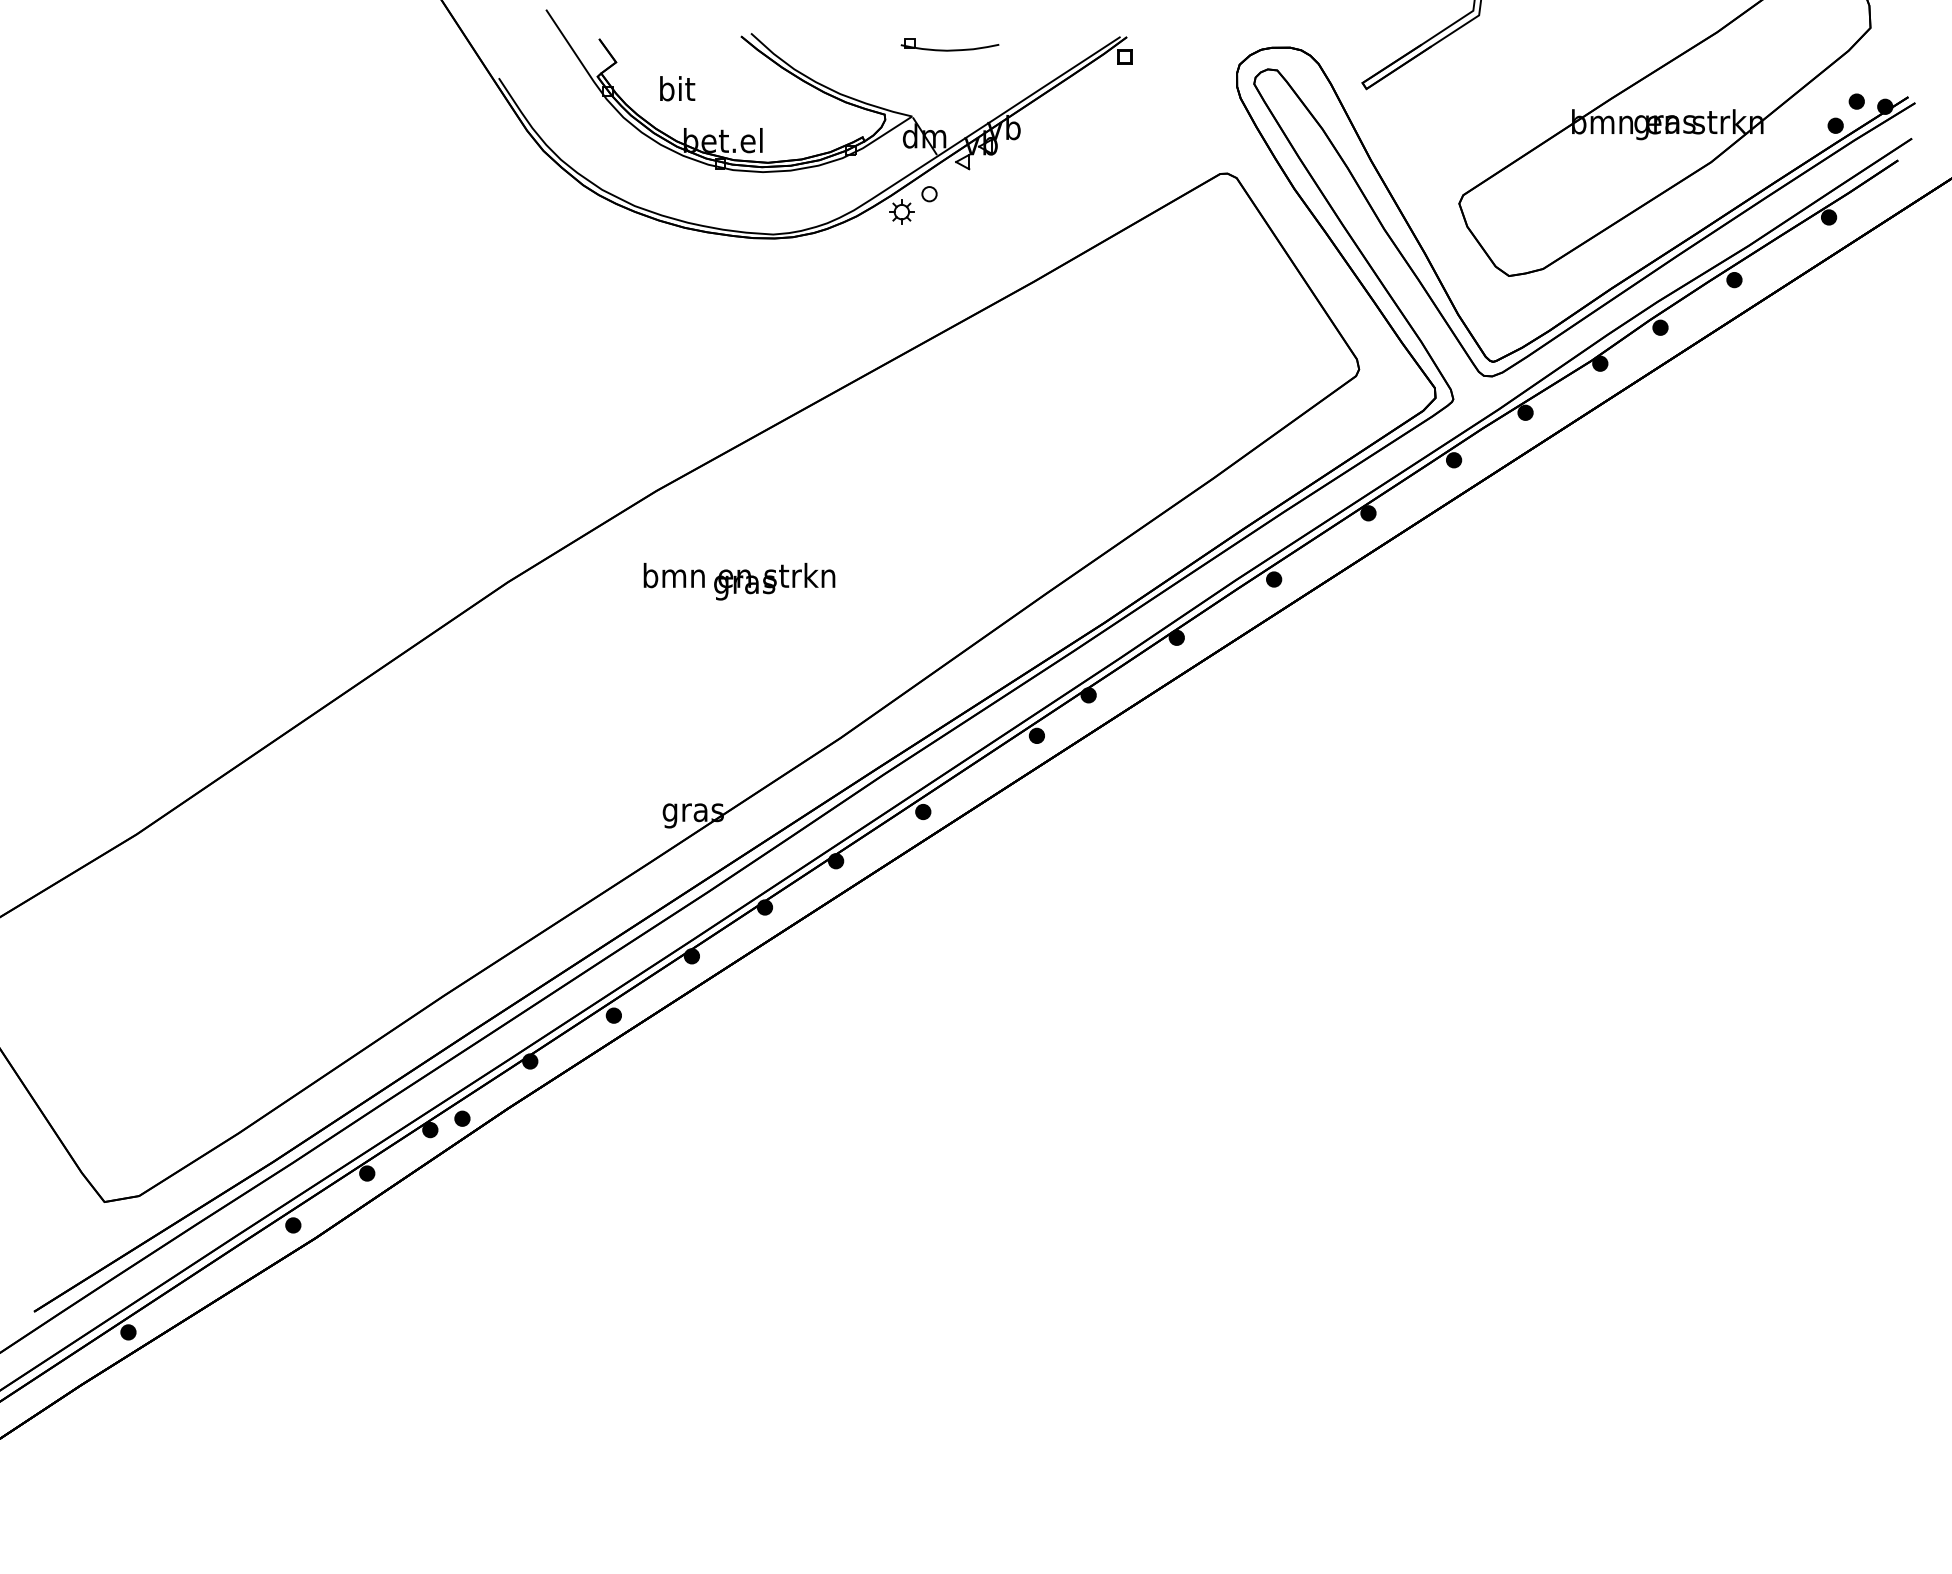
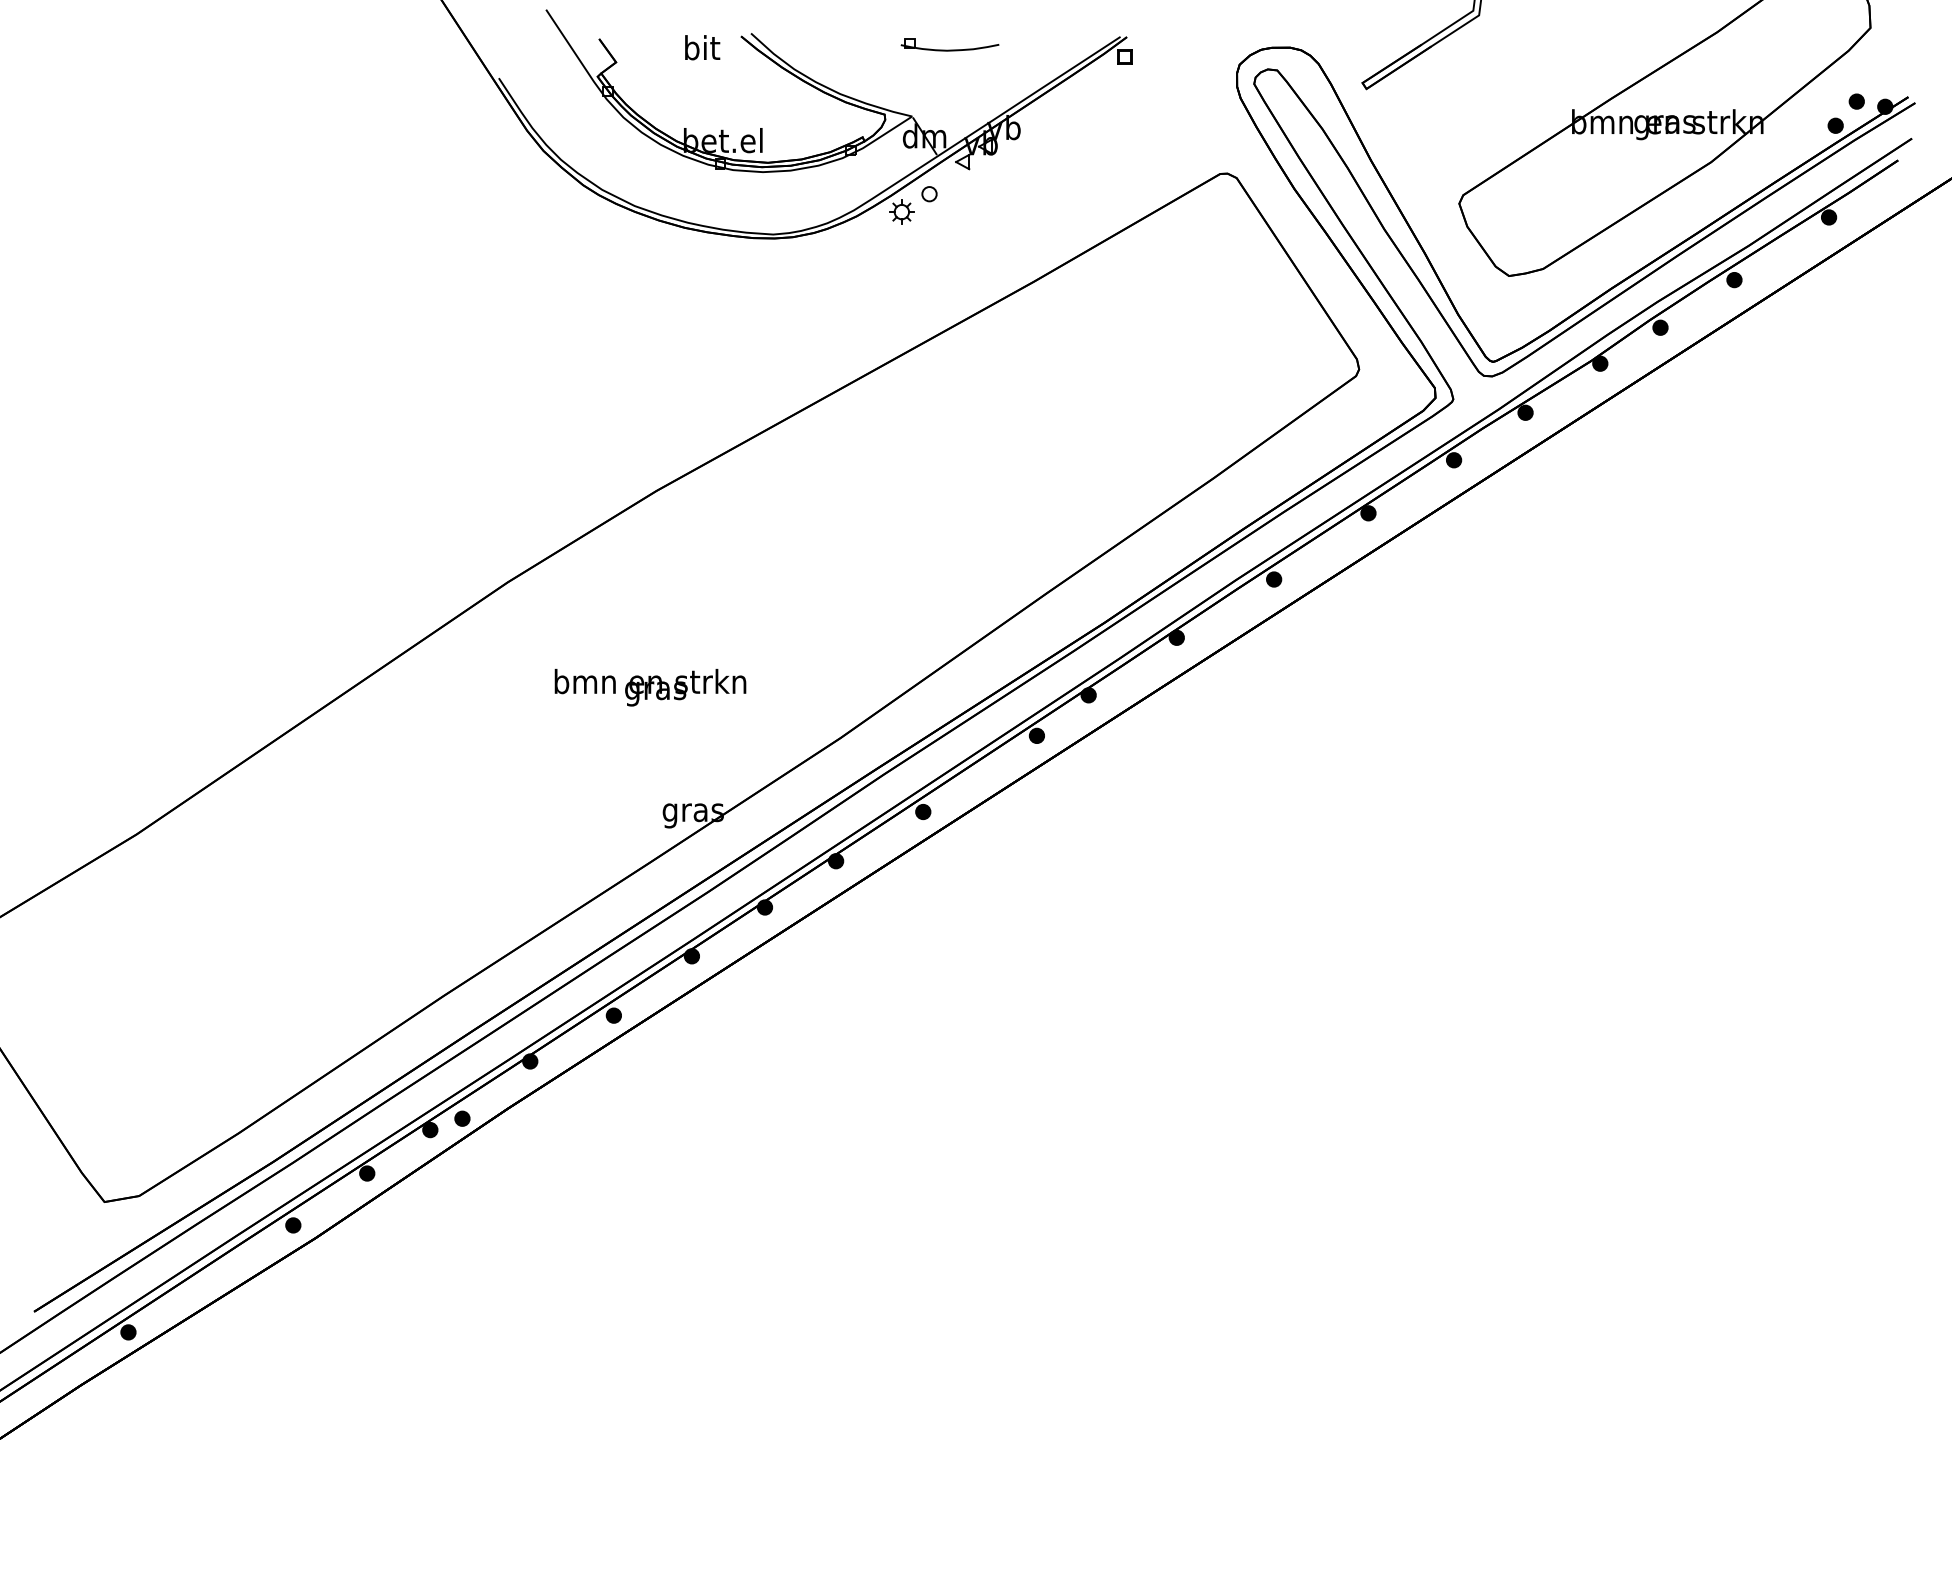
text position: (677, 88) -> (702, 47) (702, 47)
text position: (739, 581) -> (650, 687) (650, 687)
